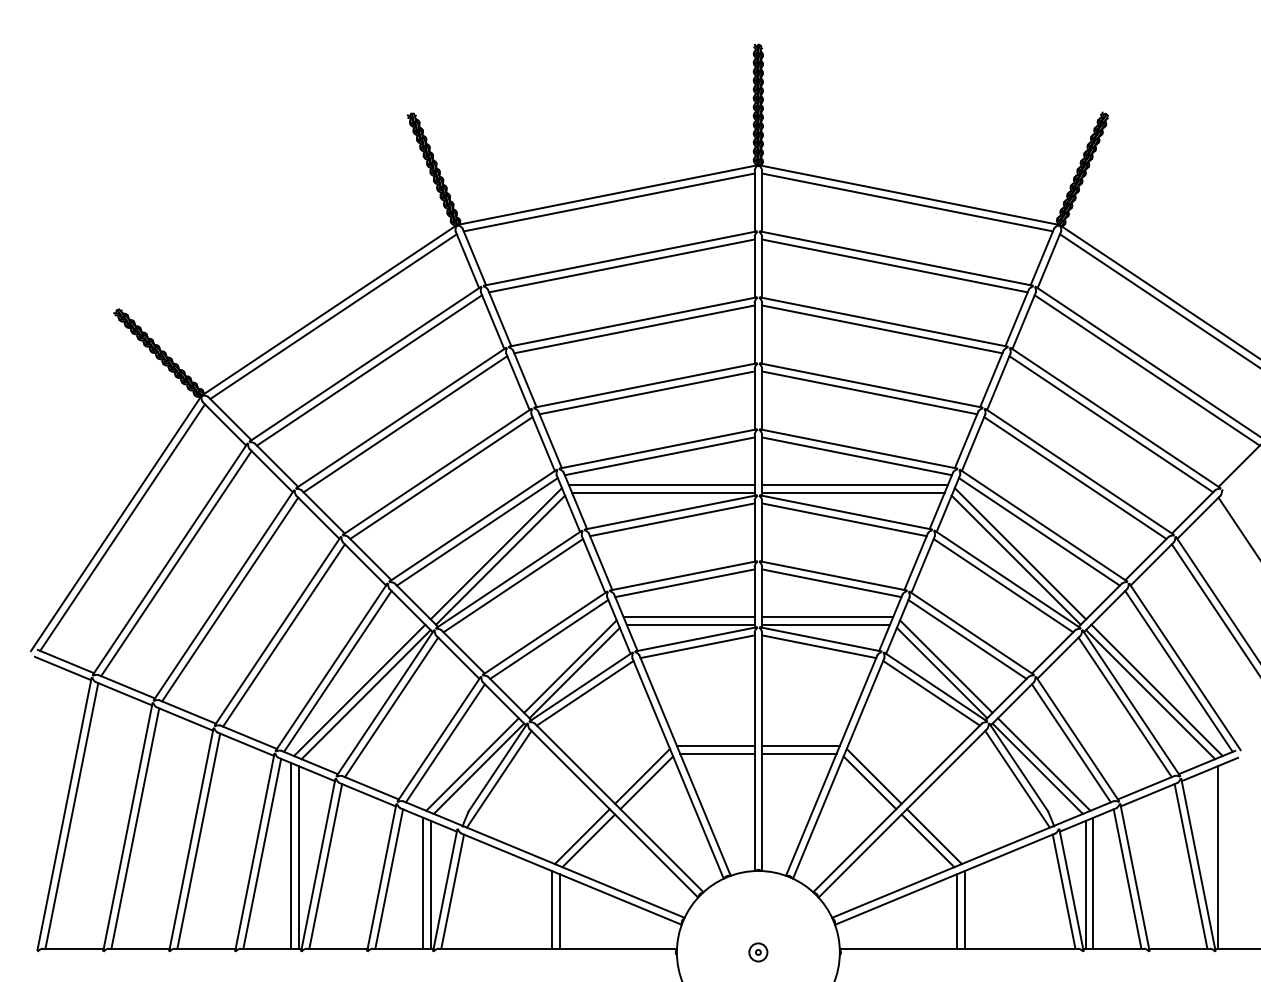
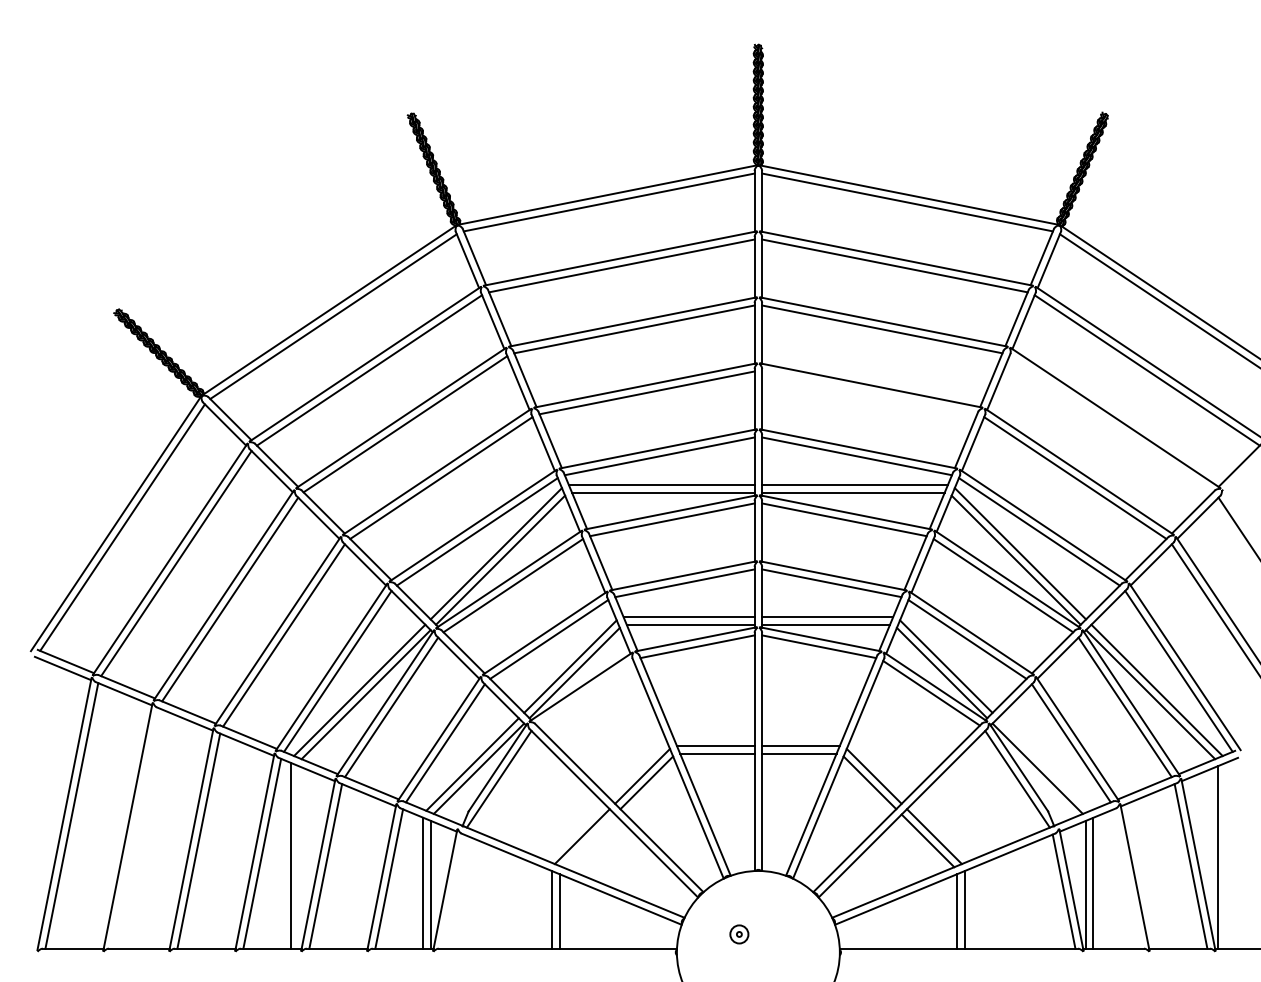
line: present -> none (869, 392)
line: present -> none (1111, 424)
line: present -> none (584, 692)
line: present -> none (1043, 764)
line: present -> none (135, 828)
line: present -> none (588, 840)
line: present -> none (298, 857)
line: present -> none (1127, 878)
line: present -> none (452, 891)
part position: (758, 952) -> (739, 934) (739, 934)
